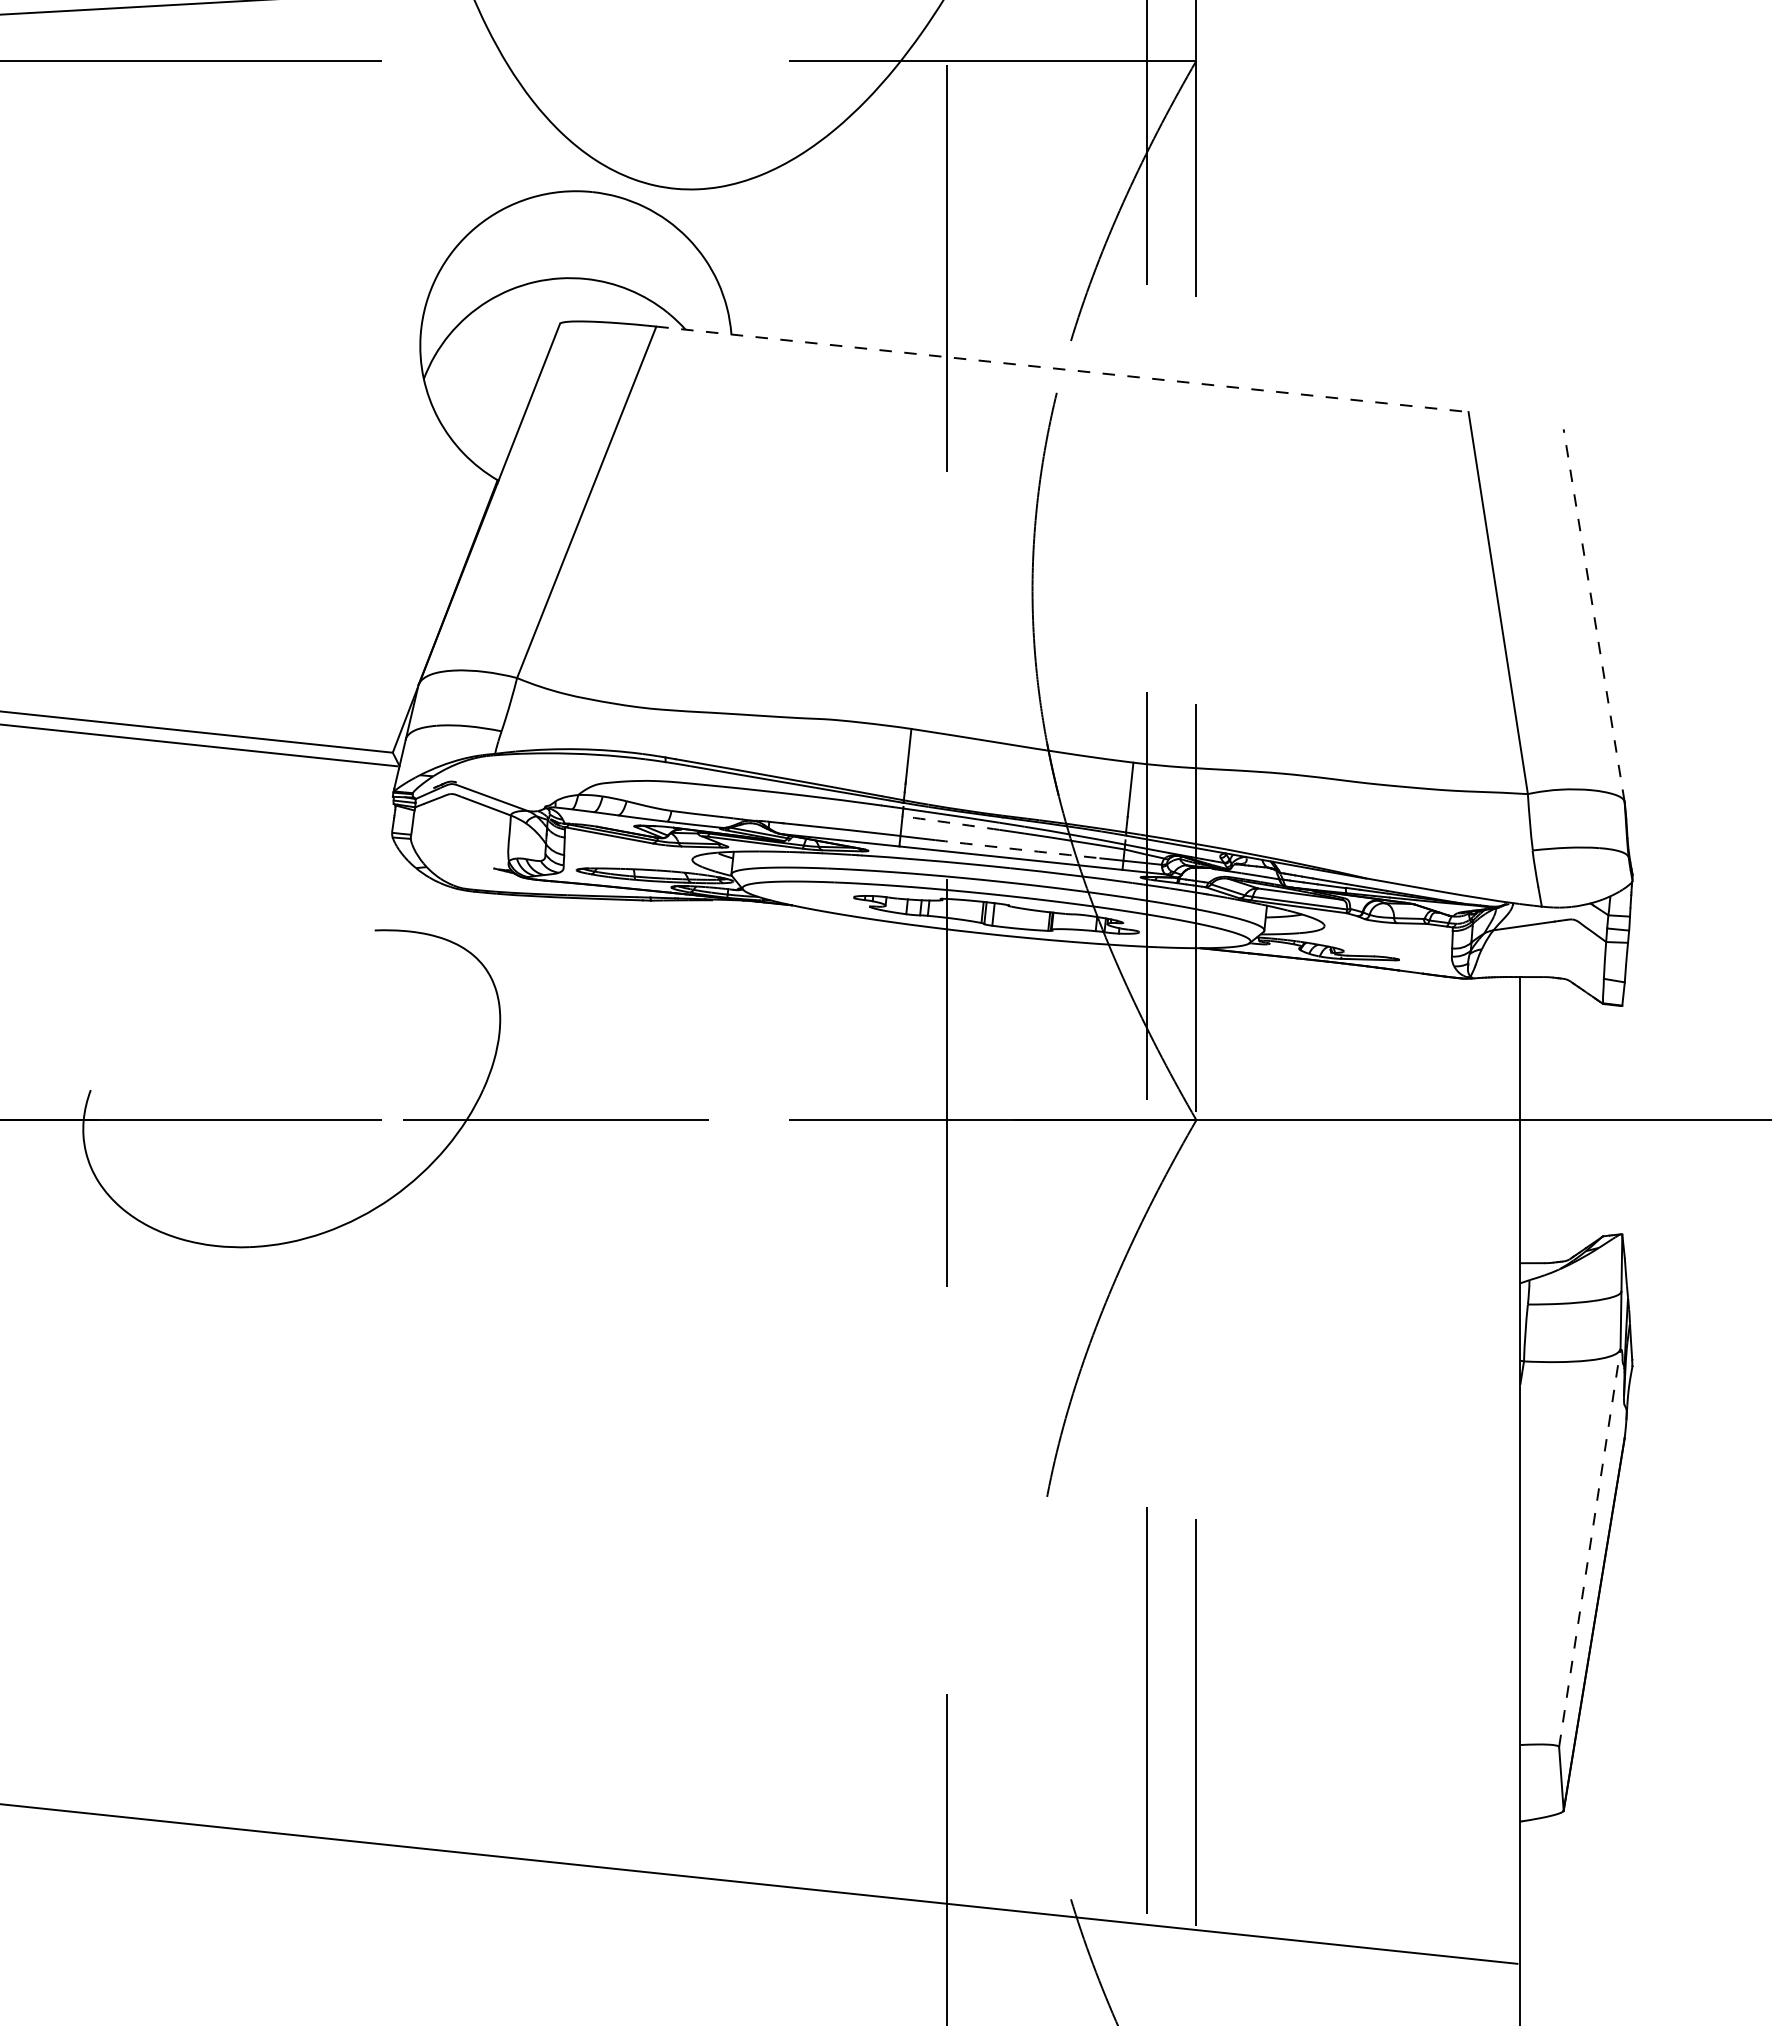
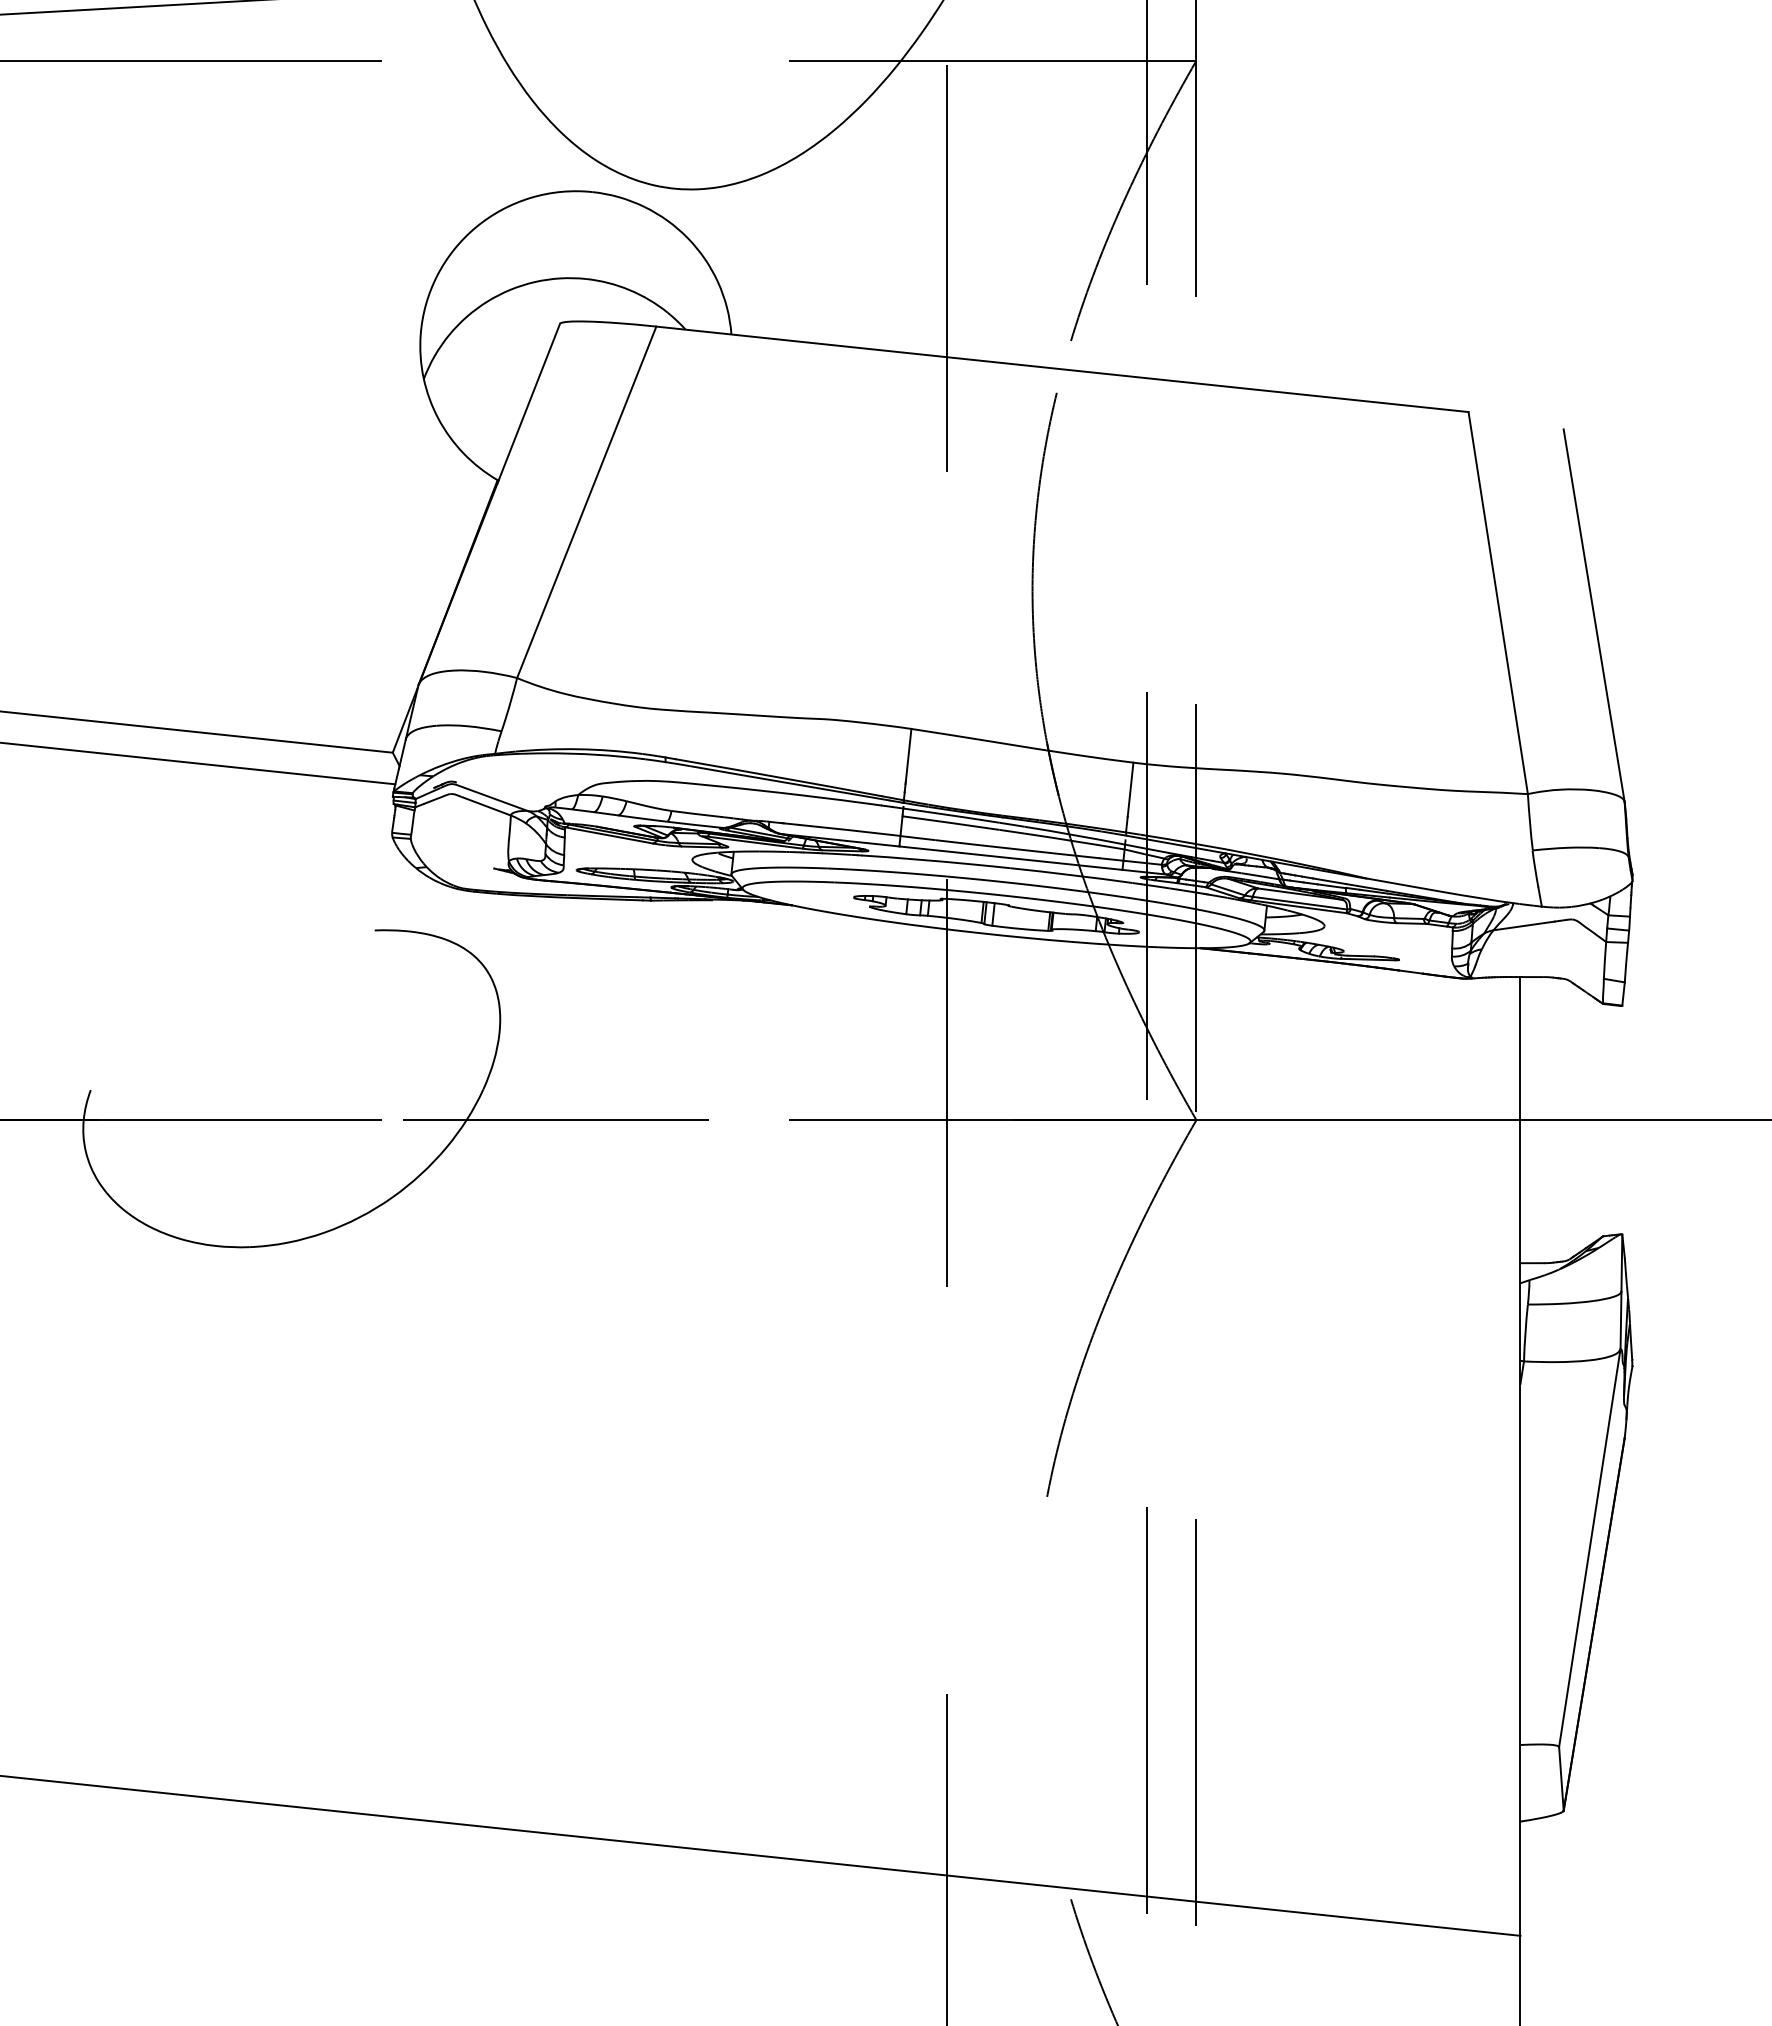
line: dashed -> solid (1062, 369)
line: dashed -> solid (1594, 615)
line position: (199, 745) -> (198, 763) (198, 763)
arc: dashed -> solid (950, 822)
arc: dashed -> solid (1017, 849)
line: dashed -> solid (1589, 1547)
line position: (759, 1883) -> (761, 1855) (761, 1855)
